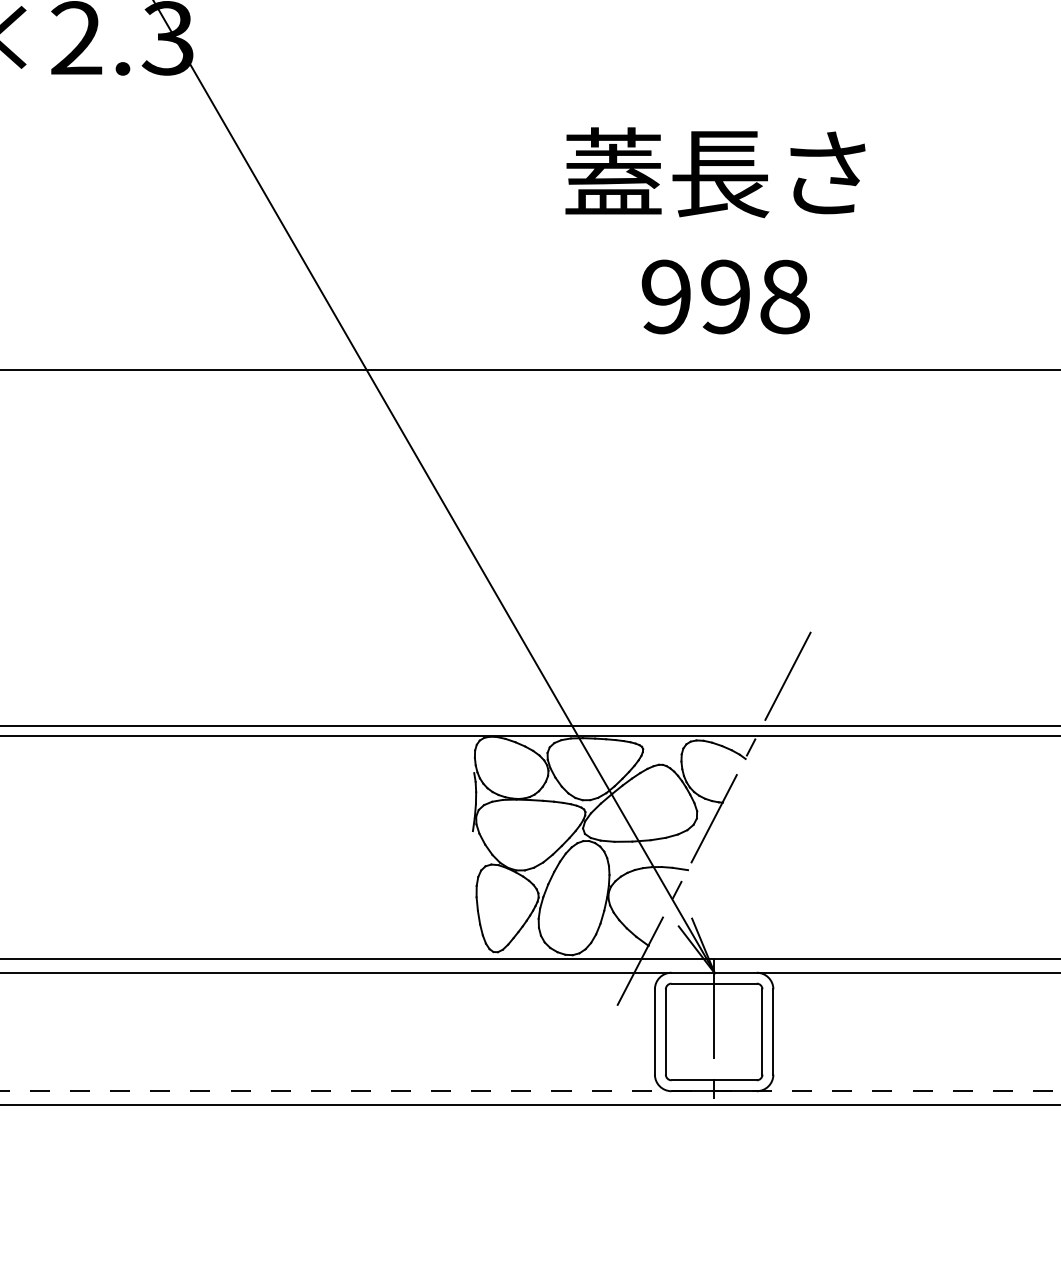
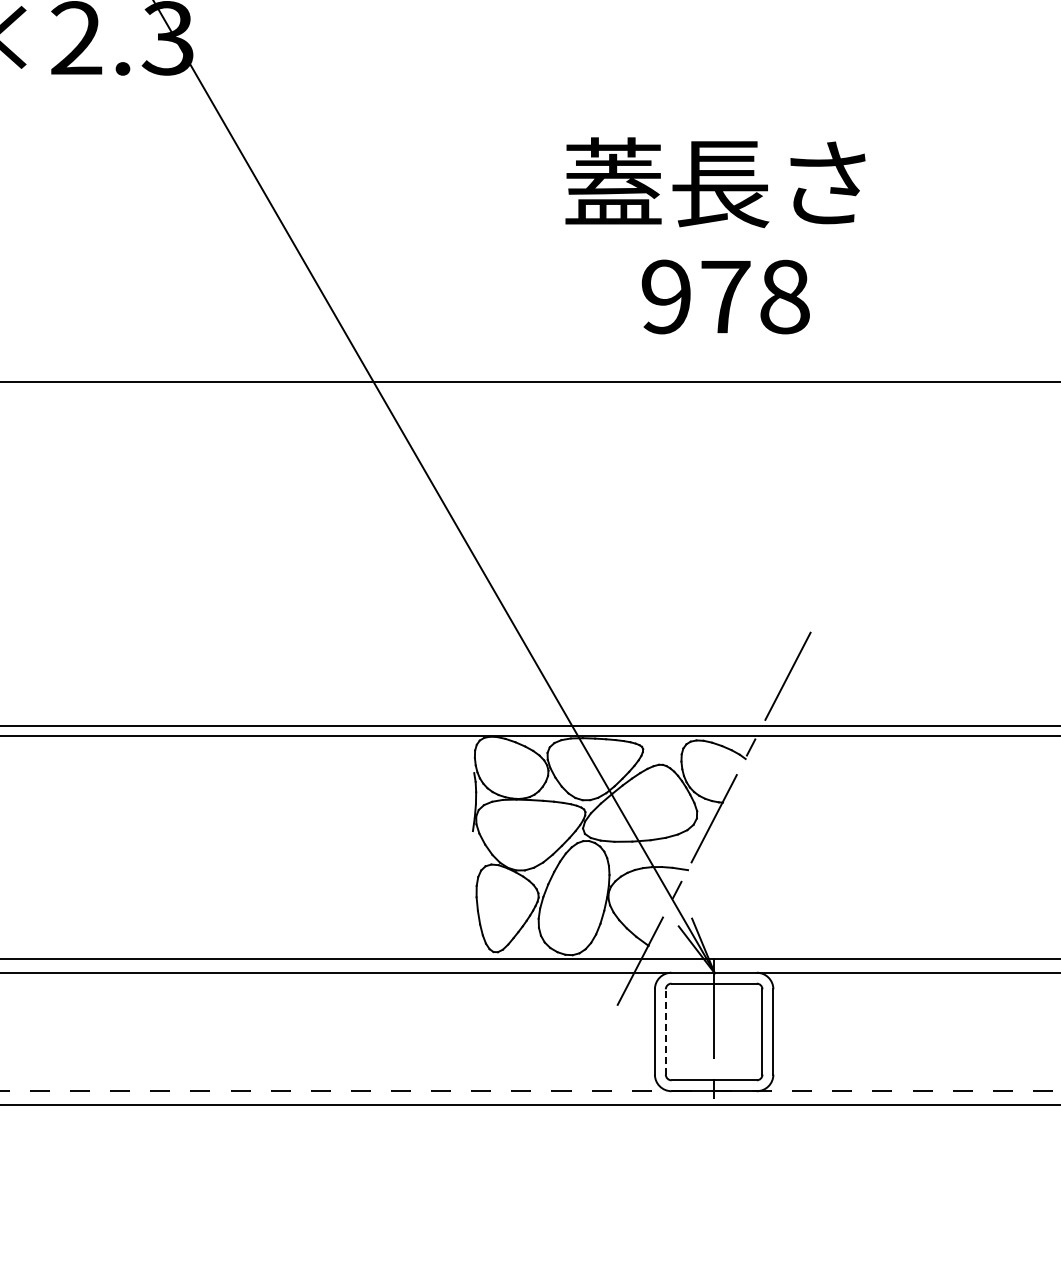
text position: (715, 172) -> (715, 182) (715, 182)
text: 998 -> 978 (725, 296)
line position: (529, 370) -> (529, 382) (529, 382)
line: solid -> dashed (665, 1031)
